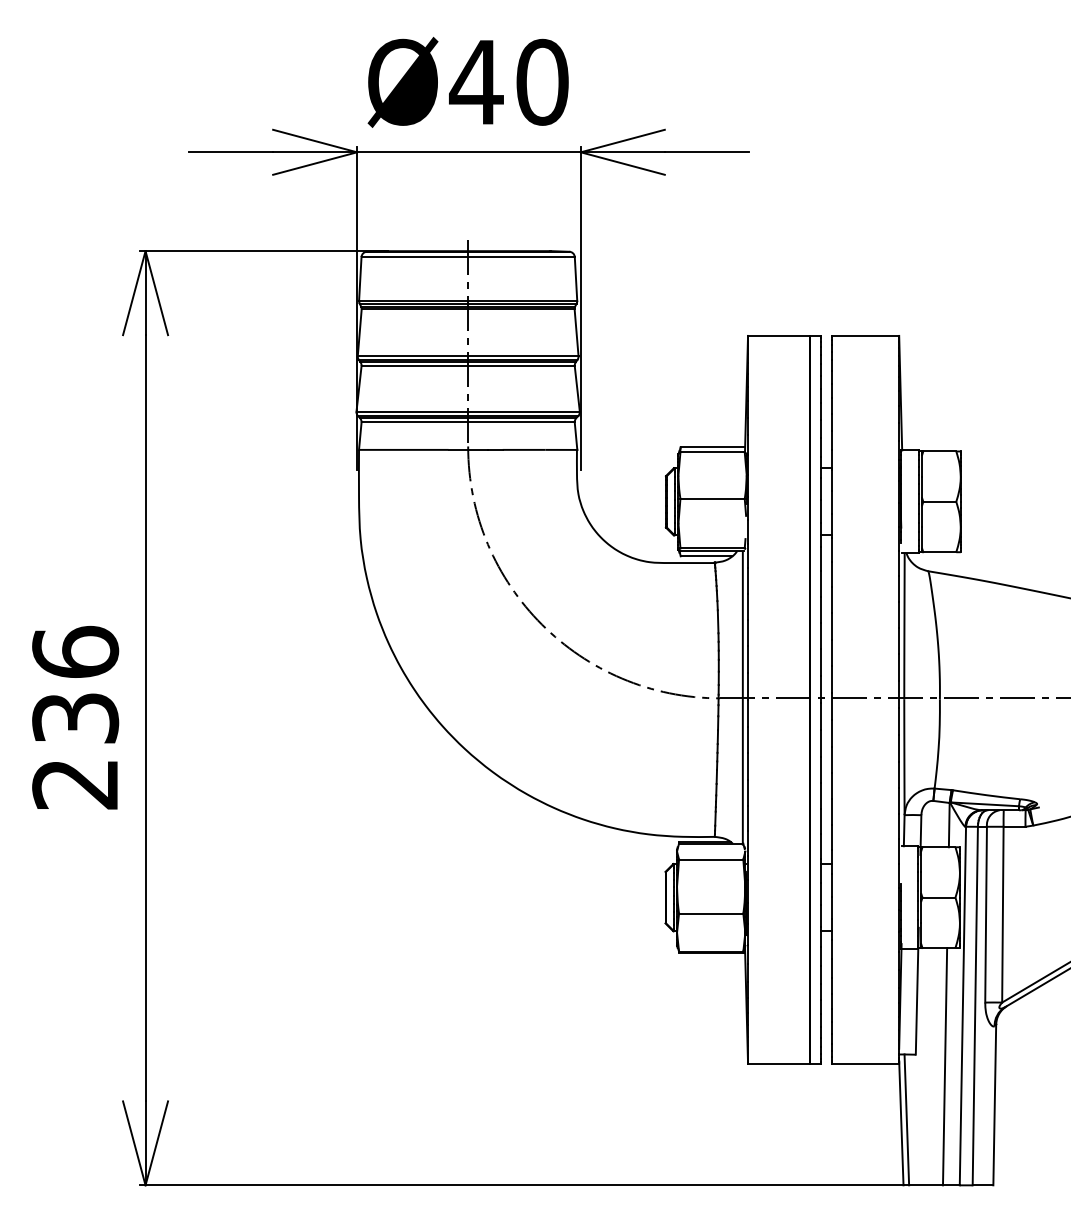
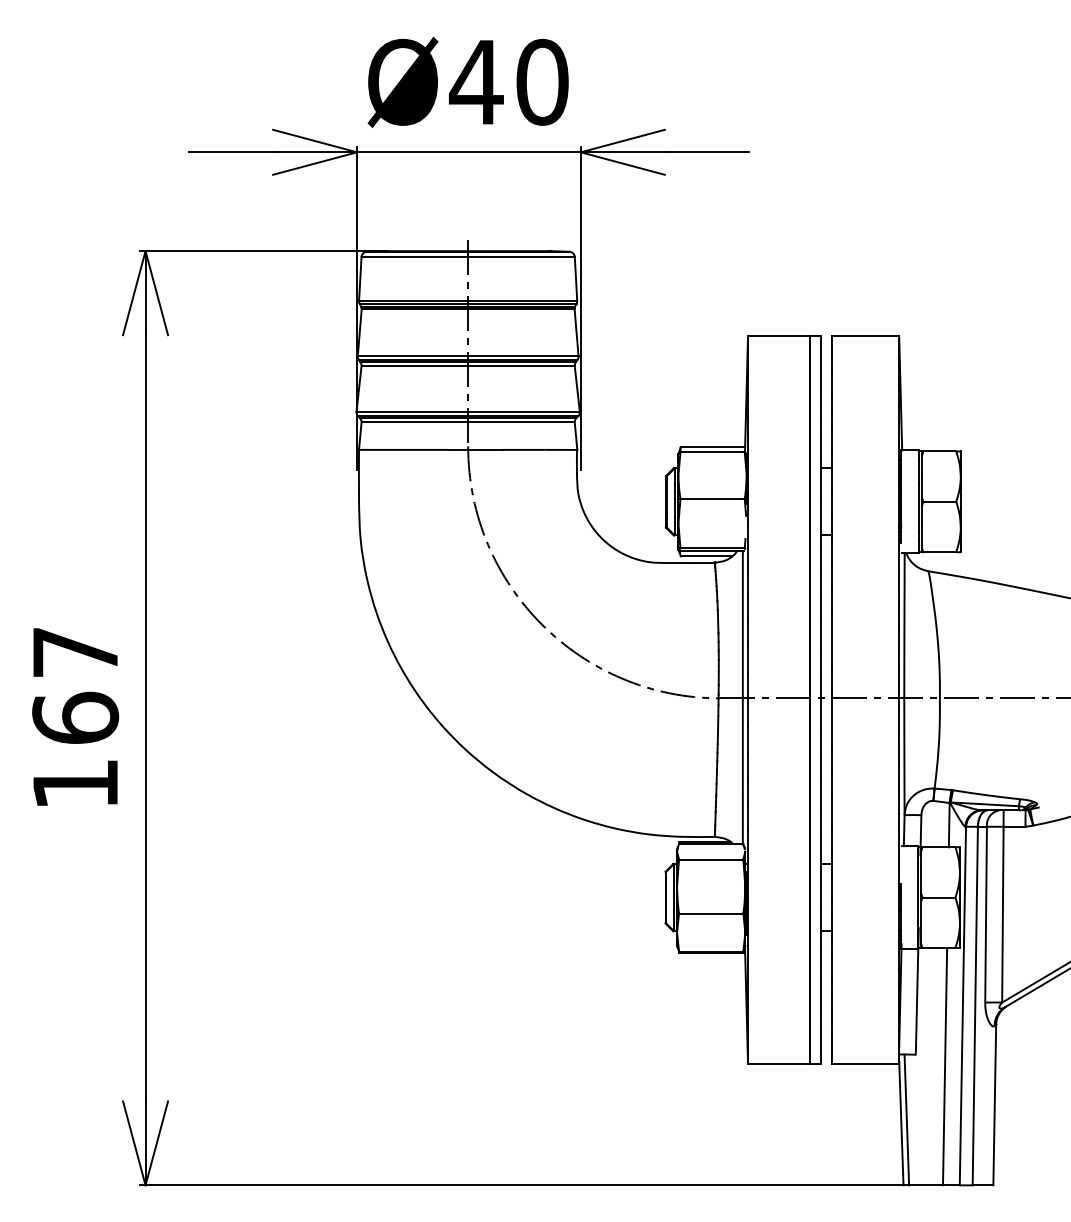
text: 236 -> 167 (75, 717)
